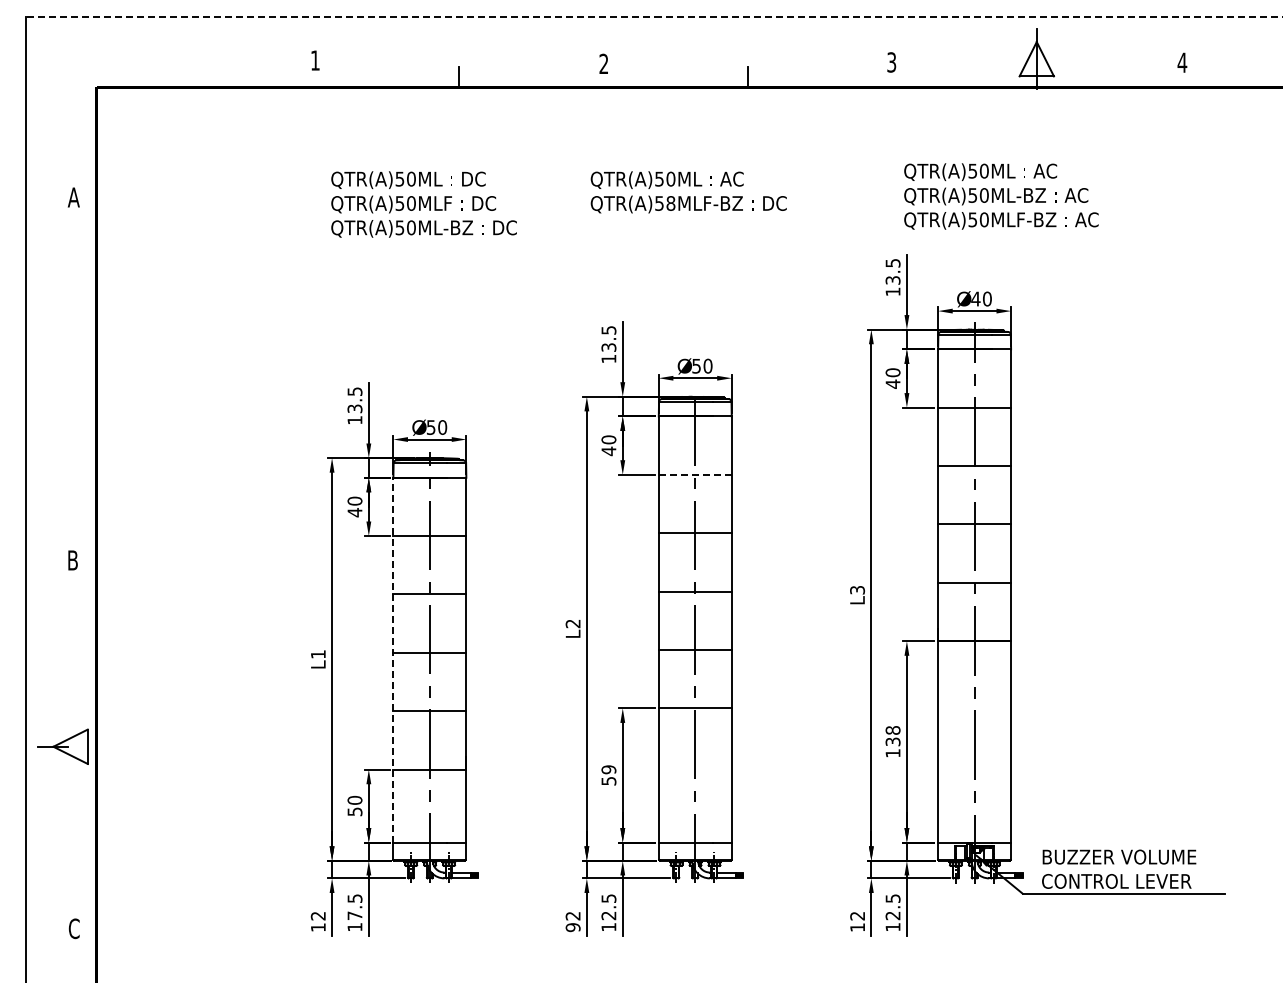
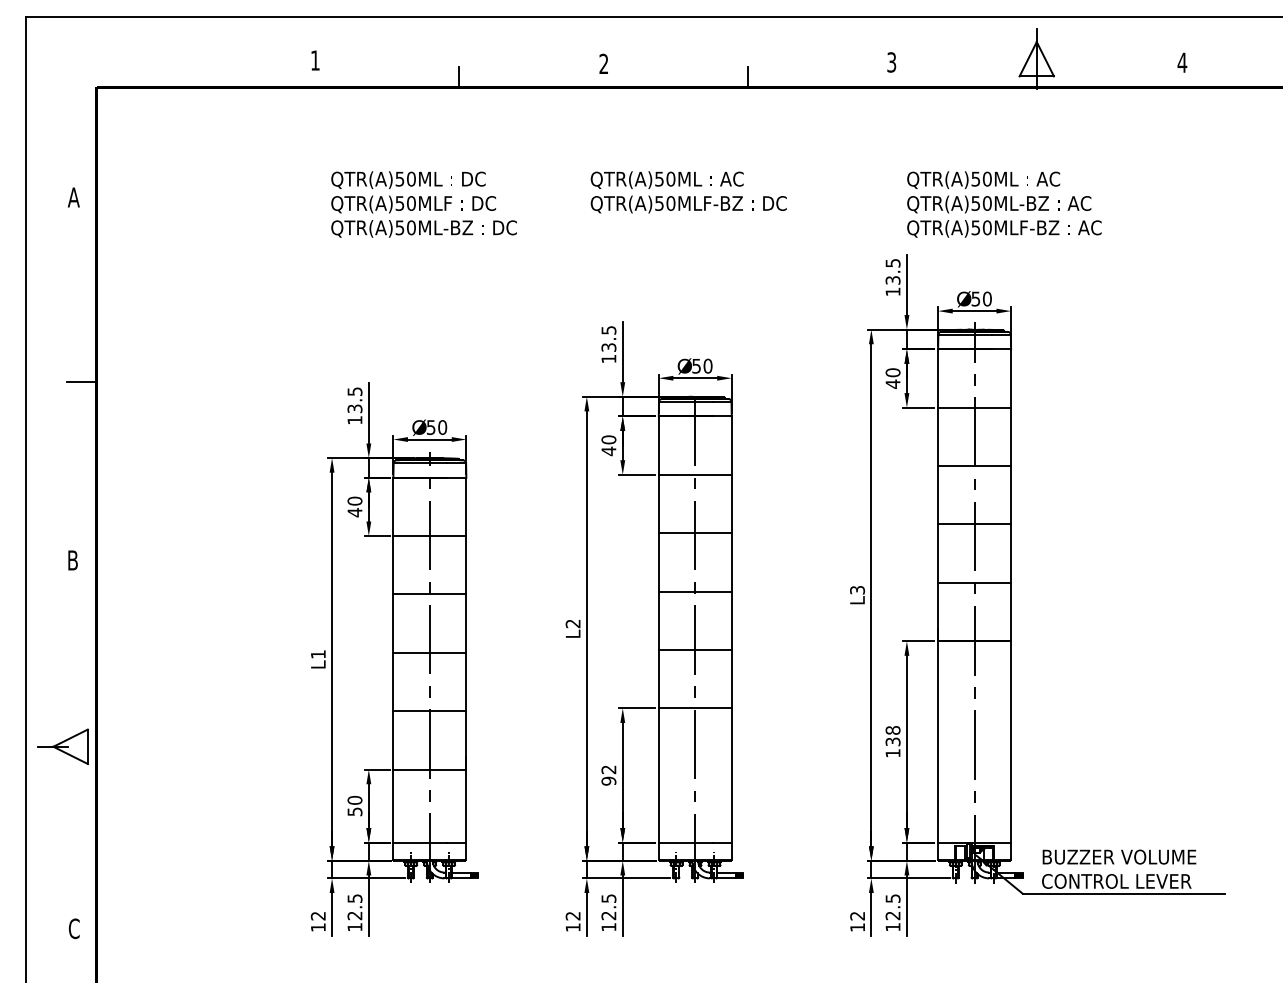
line: dashed -> solid (653, 16)
text position: (1001, 196) -> (1004, 204) (1004, 204)
text: QTR(A)58MLF-BZ -> QTR(A)50MLF-BZ (670, 203)
text: 40 -> 50 (975, 298)
line: none -> present (81, 381)
line: dashed -> solid (694, 474)
line: dashed -> solid (393, 659)
text: 59 -> 92 (608, 775)
text: 17.5 -> 12.5 (354, 915)
text: 92 -> 12 (572, 927)
